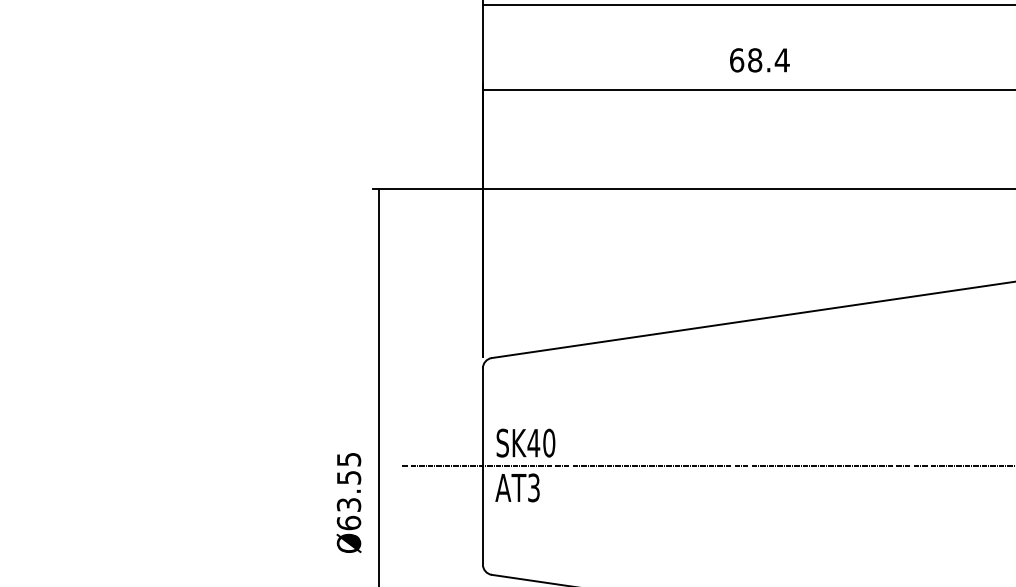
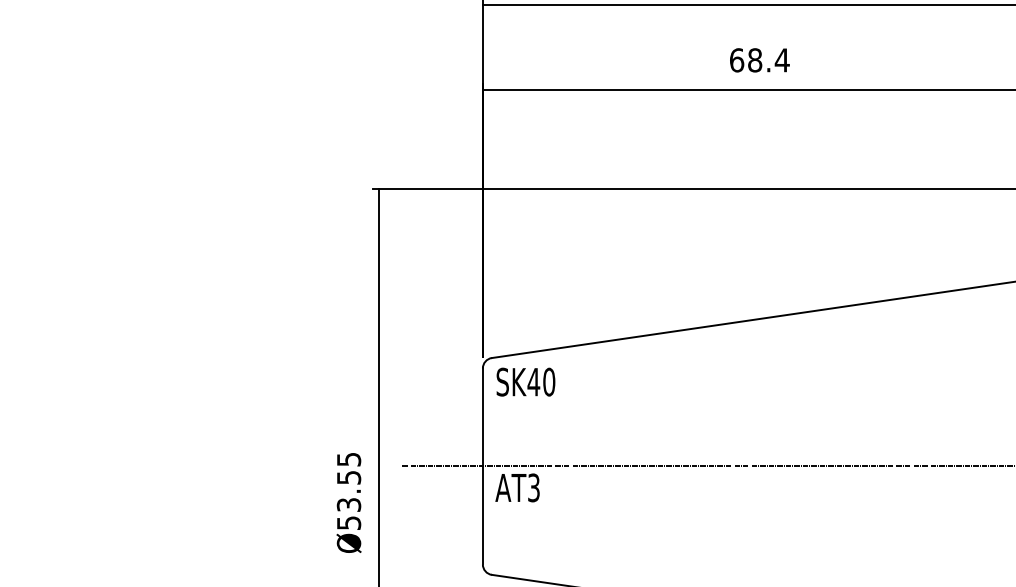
text position: (525, 442) -> (525, 381) (525, 381)
text: Ø63.55 -> Ø53.55 (348, 522)
